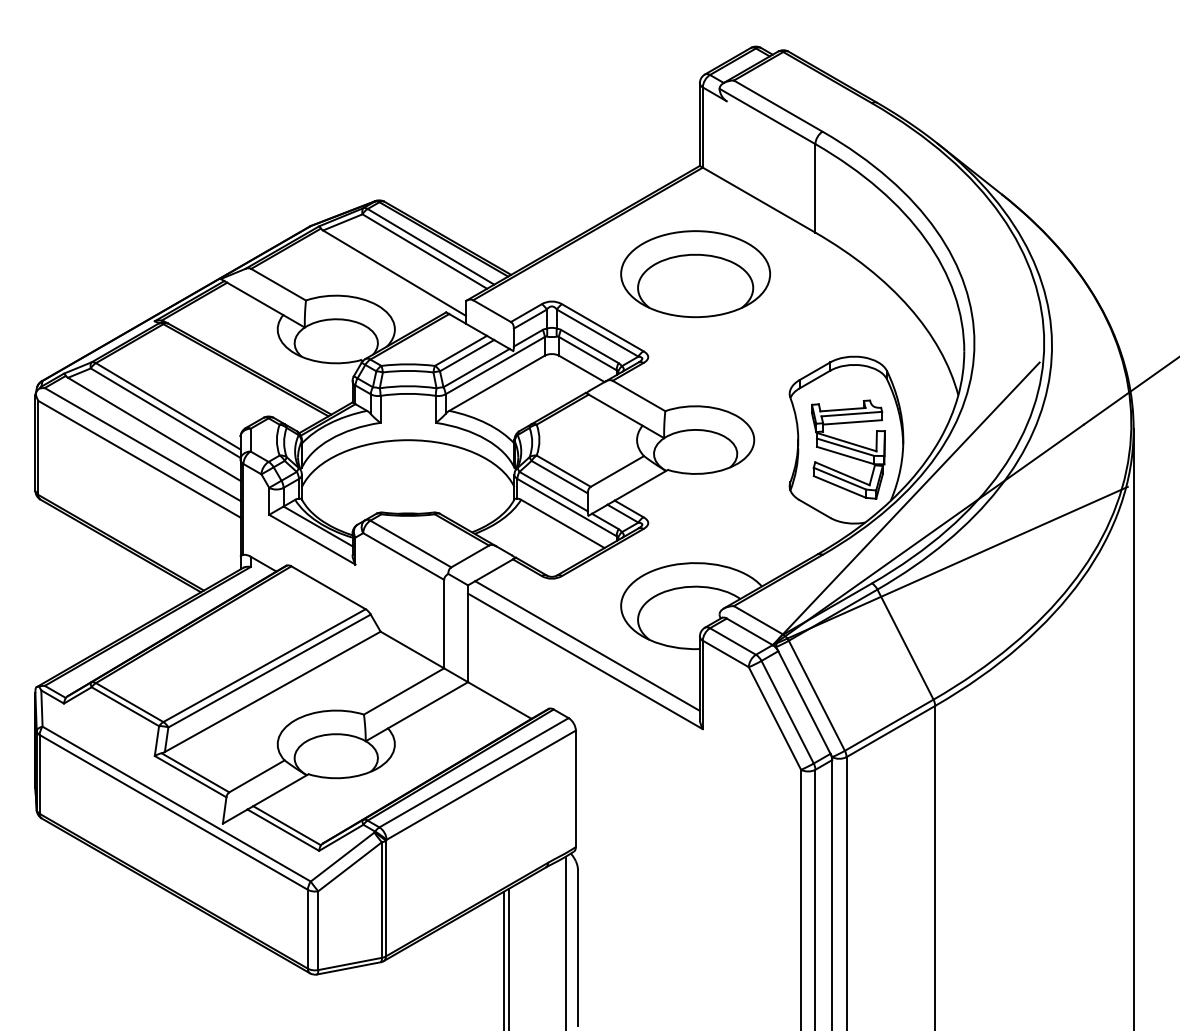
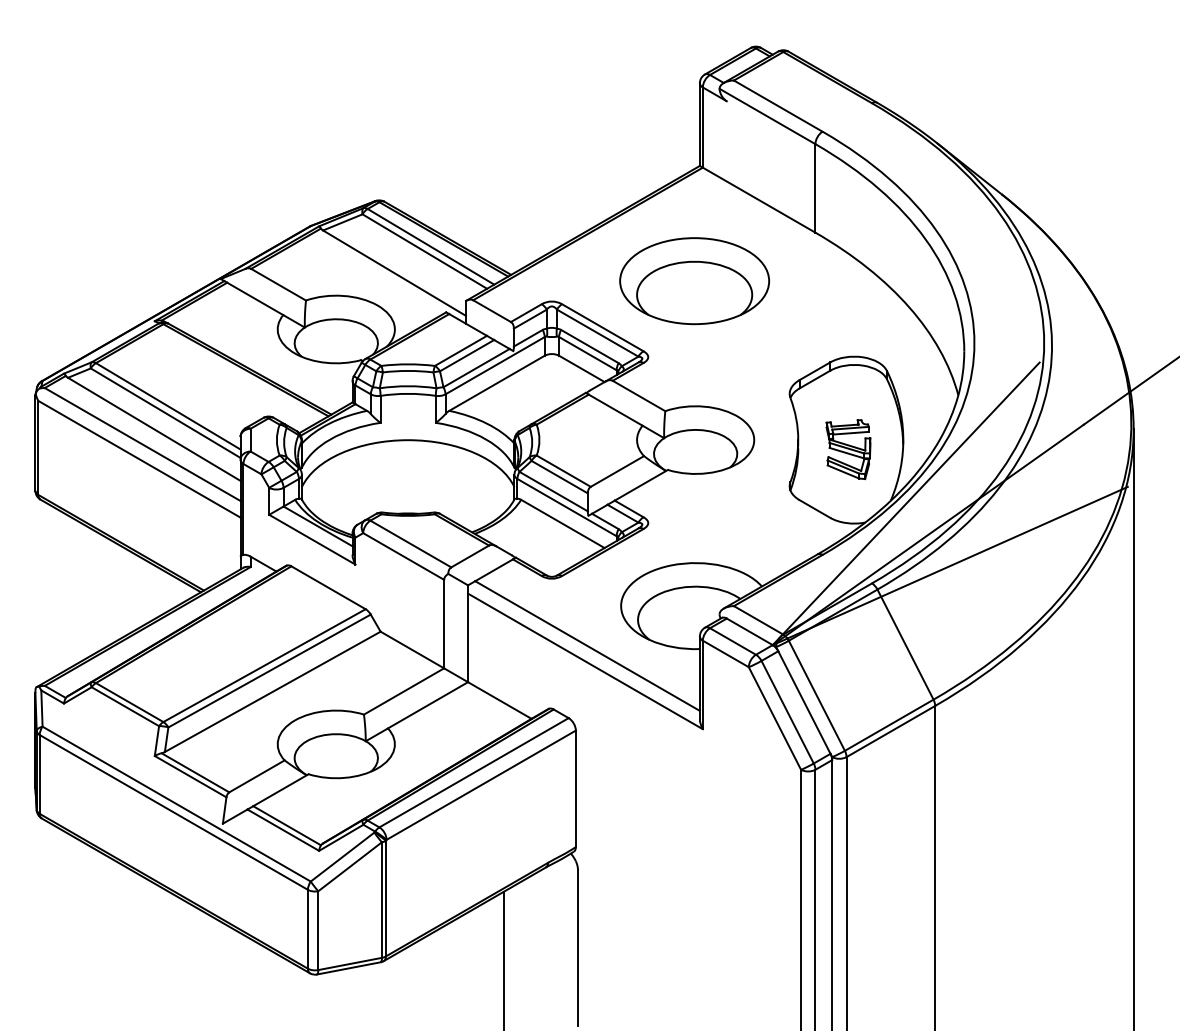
part position: (695, 274) -> (694, 281) (694, 281)
part size: 75x101 px -> 47x62 px (848, 449)
line: present -> none (565, 941)
line: present -> none (508, 957)
